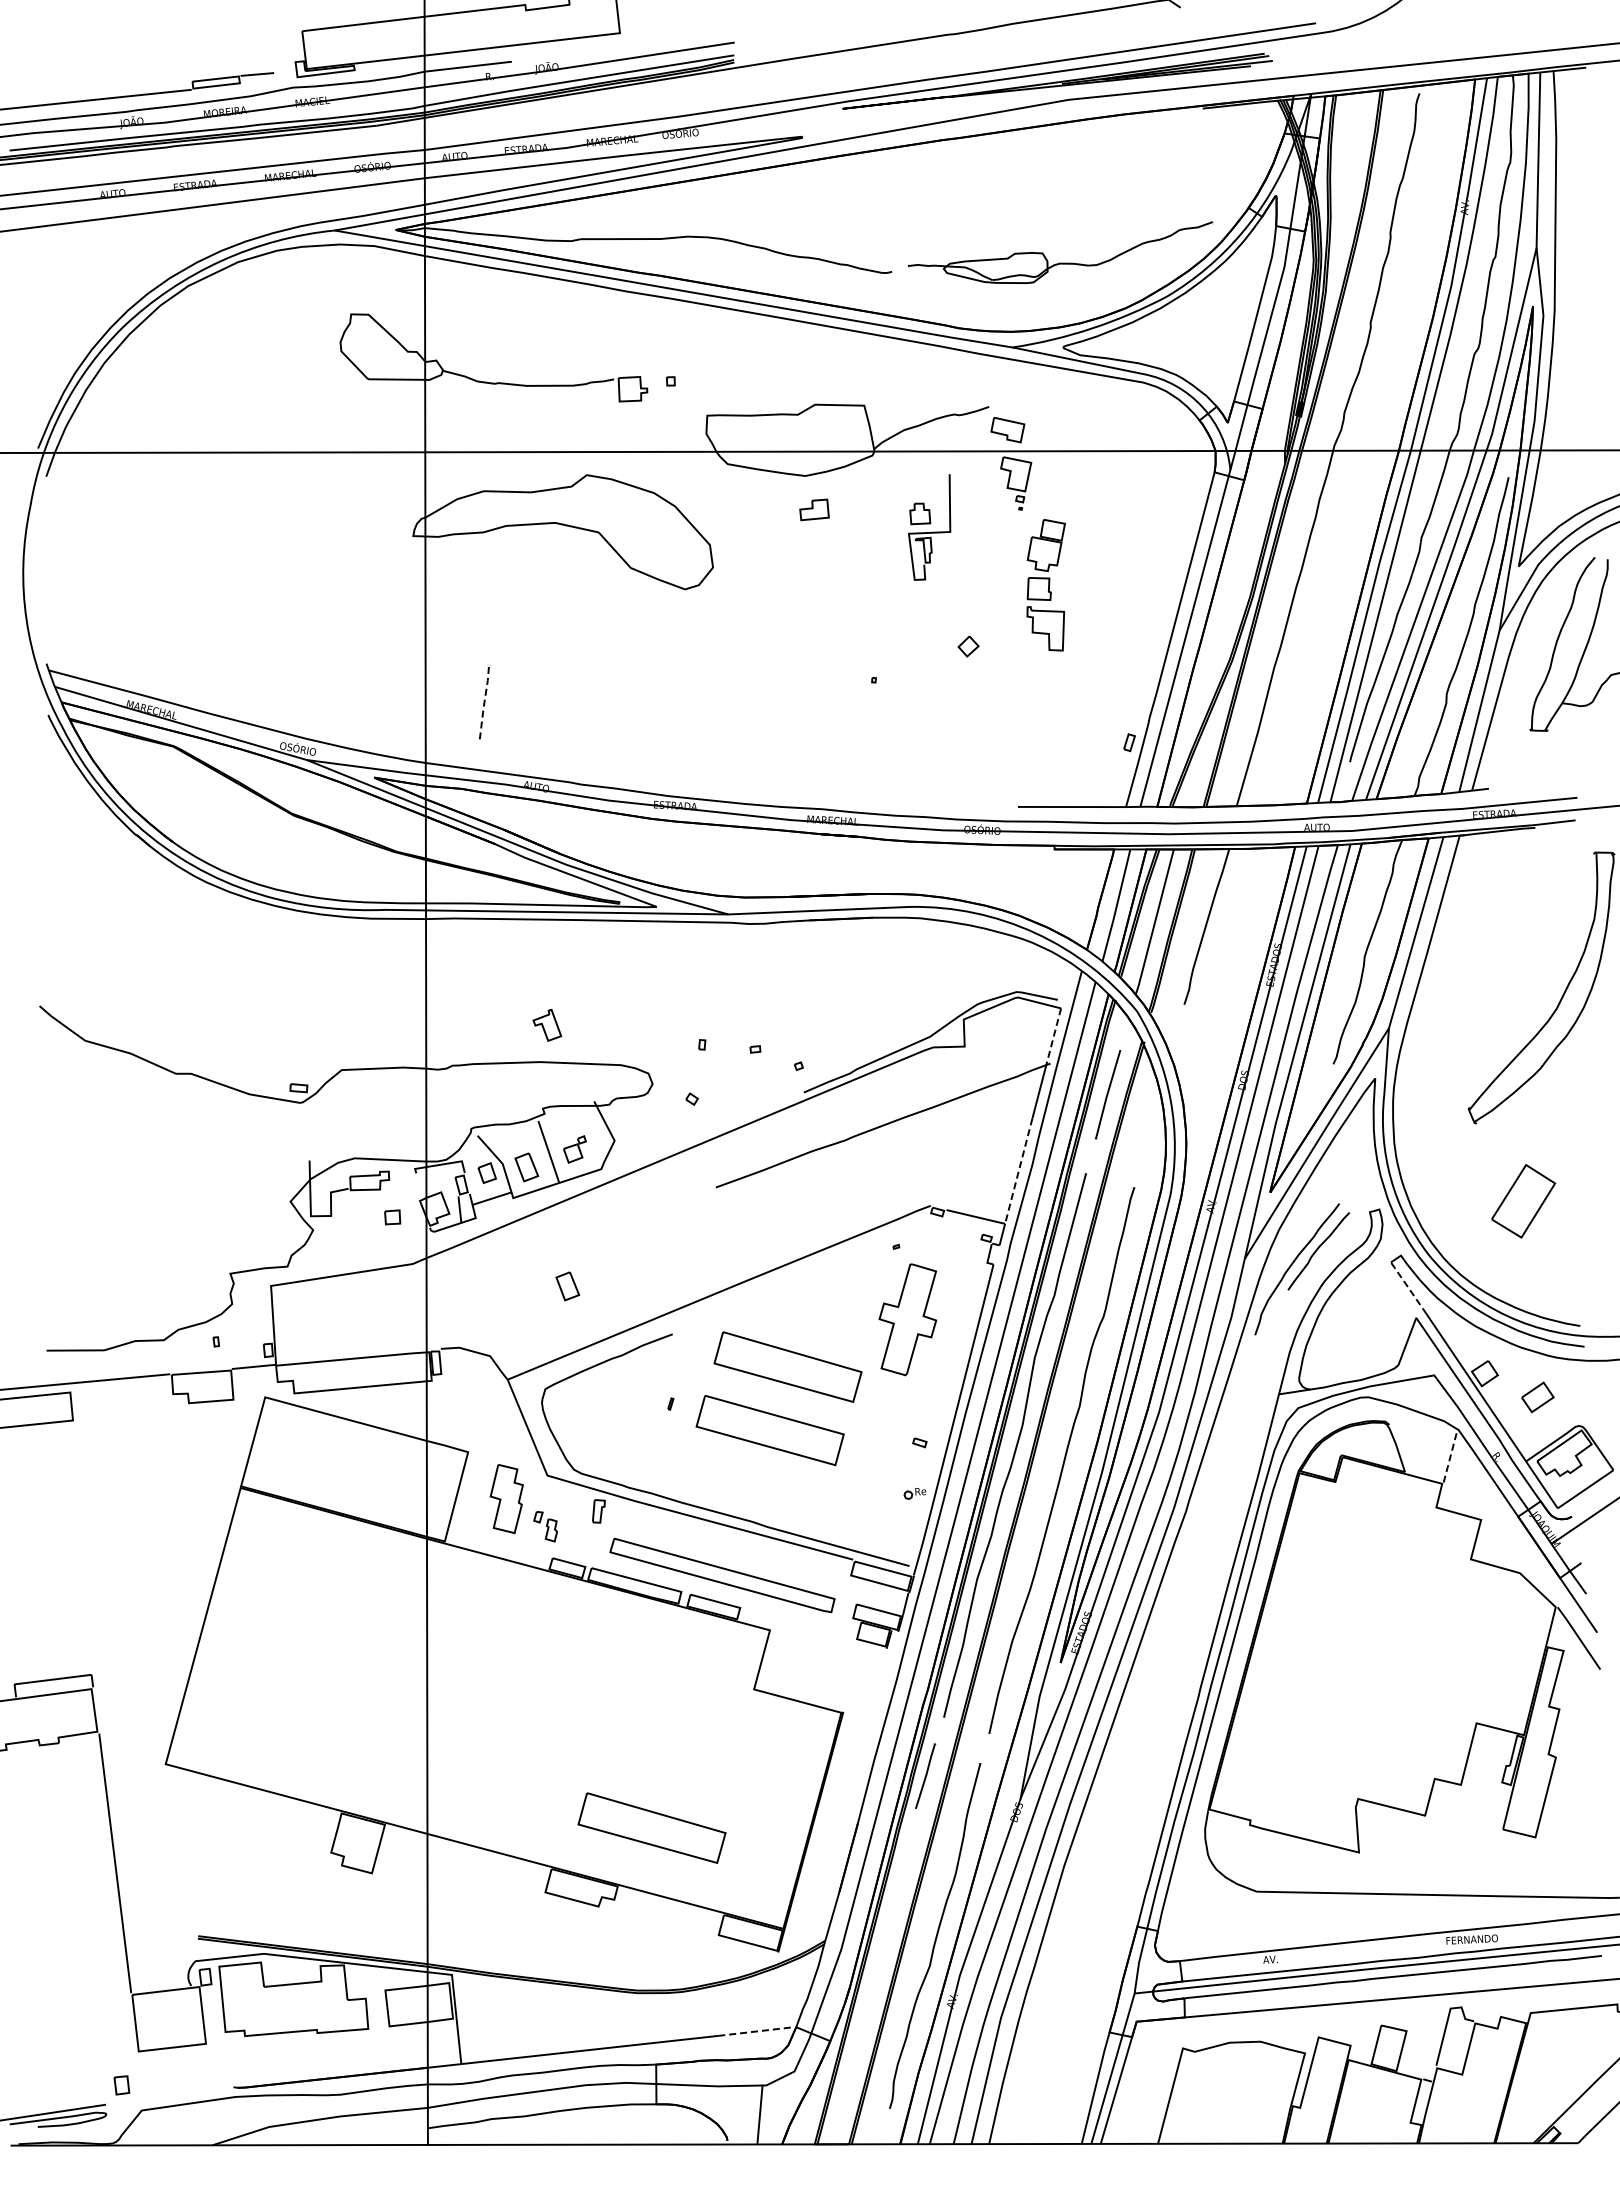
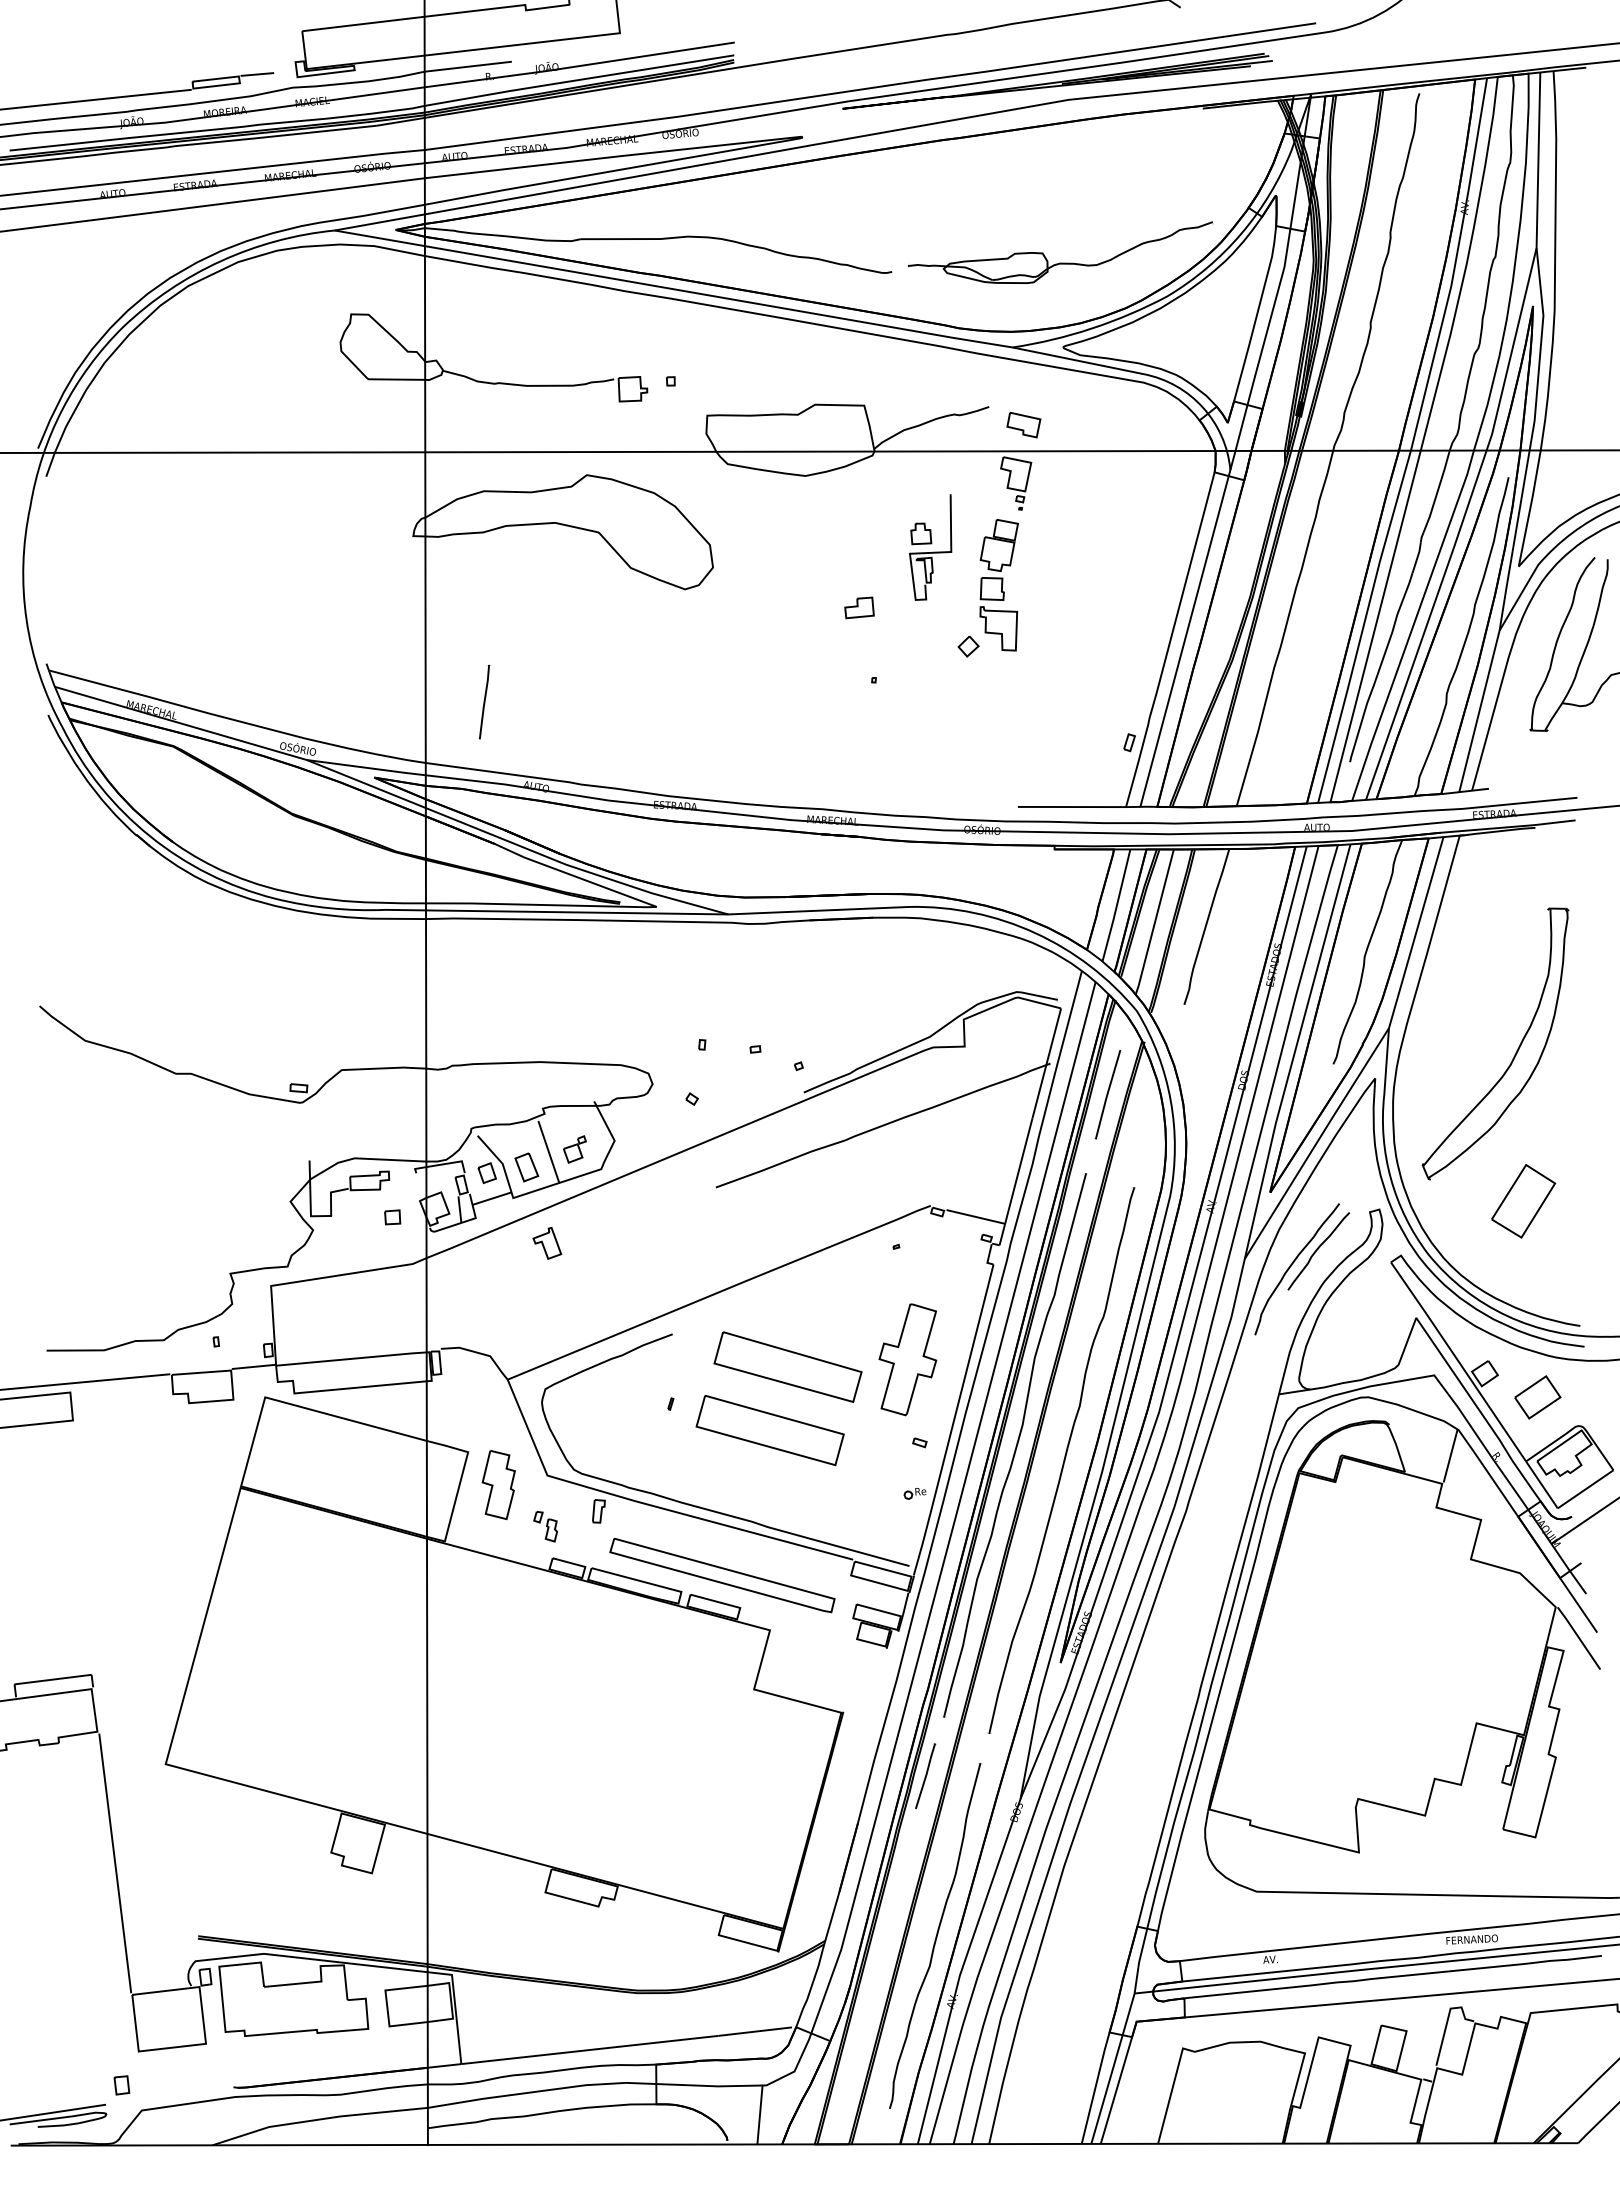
part position: (1007, 429) -> (1023, 424) (1023, 424)
part position: (814, 509) -> (859, 607) (859, 607)
part position: (929, 527) -> (930, 547) (930, 547)
part position: (1045, 585) -> (998, 585) (998, 585)
line: dashed -> solid (484, 701)
part position: (1561, 996) -> (1515, 1052) (1515, 1052)
part position: (547, 1025) -> (547, 1243) (547, 1243)
line: dashed -> solid (1053, 1037)
line: dashed -> solid (1018, 1171)
part: present -> none (567, 1286)
line: dashed -> solid (1408, 1287)
part position: (907, 1319) -> (907, 1359) (907, 1359)
part size: 34x33 px -> 48x45 px (1537, 1397)
line: dashed -> solid (1450, 1455)
part position: (506, 1498) -> (498, 1484) (498, 1484)
part: present -> none (651, 1827)
line: dashed -> solid (755, 2031)
